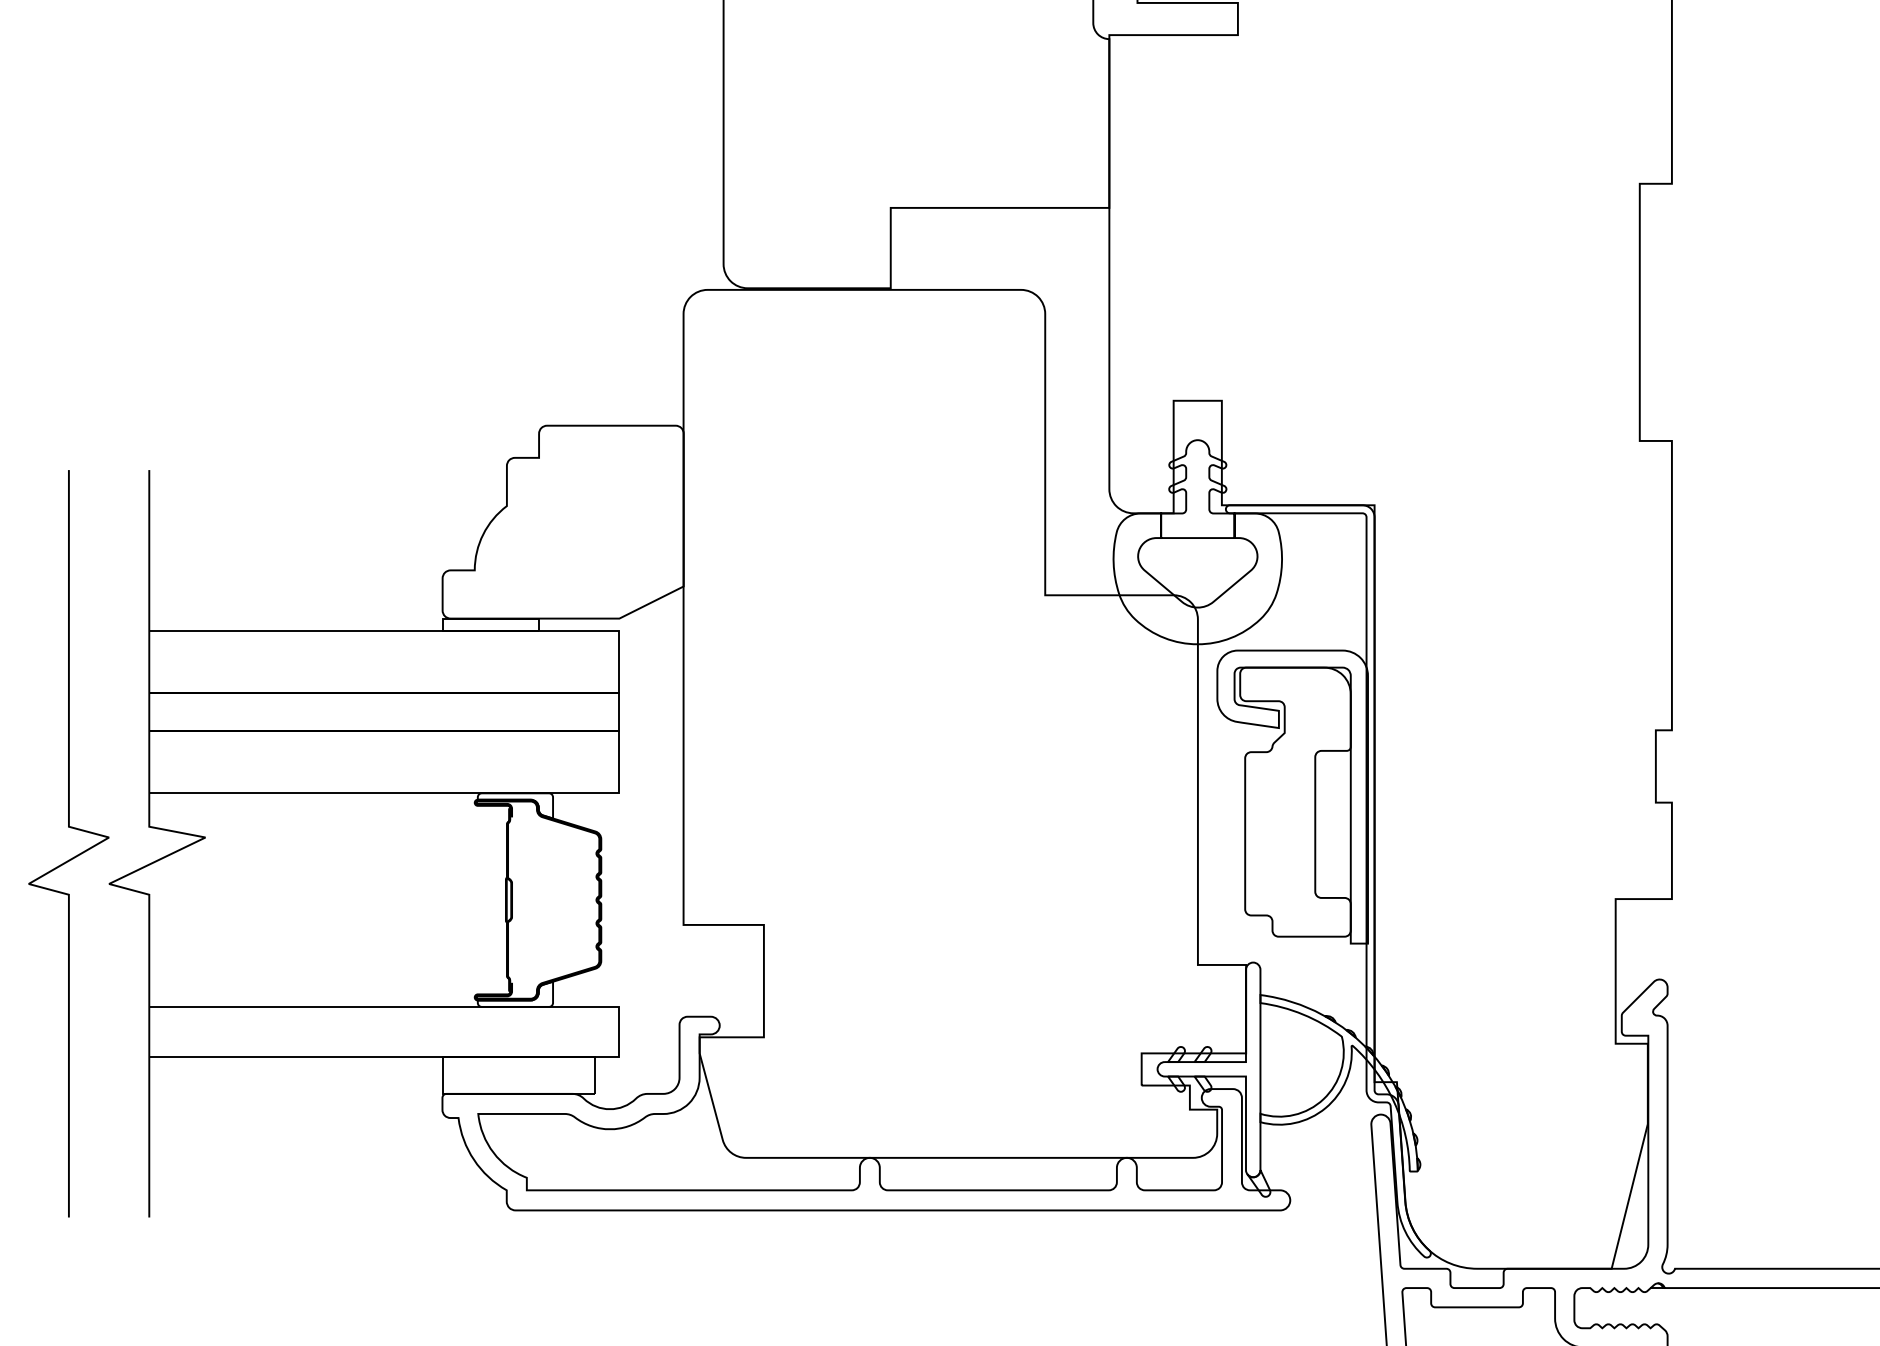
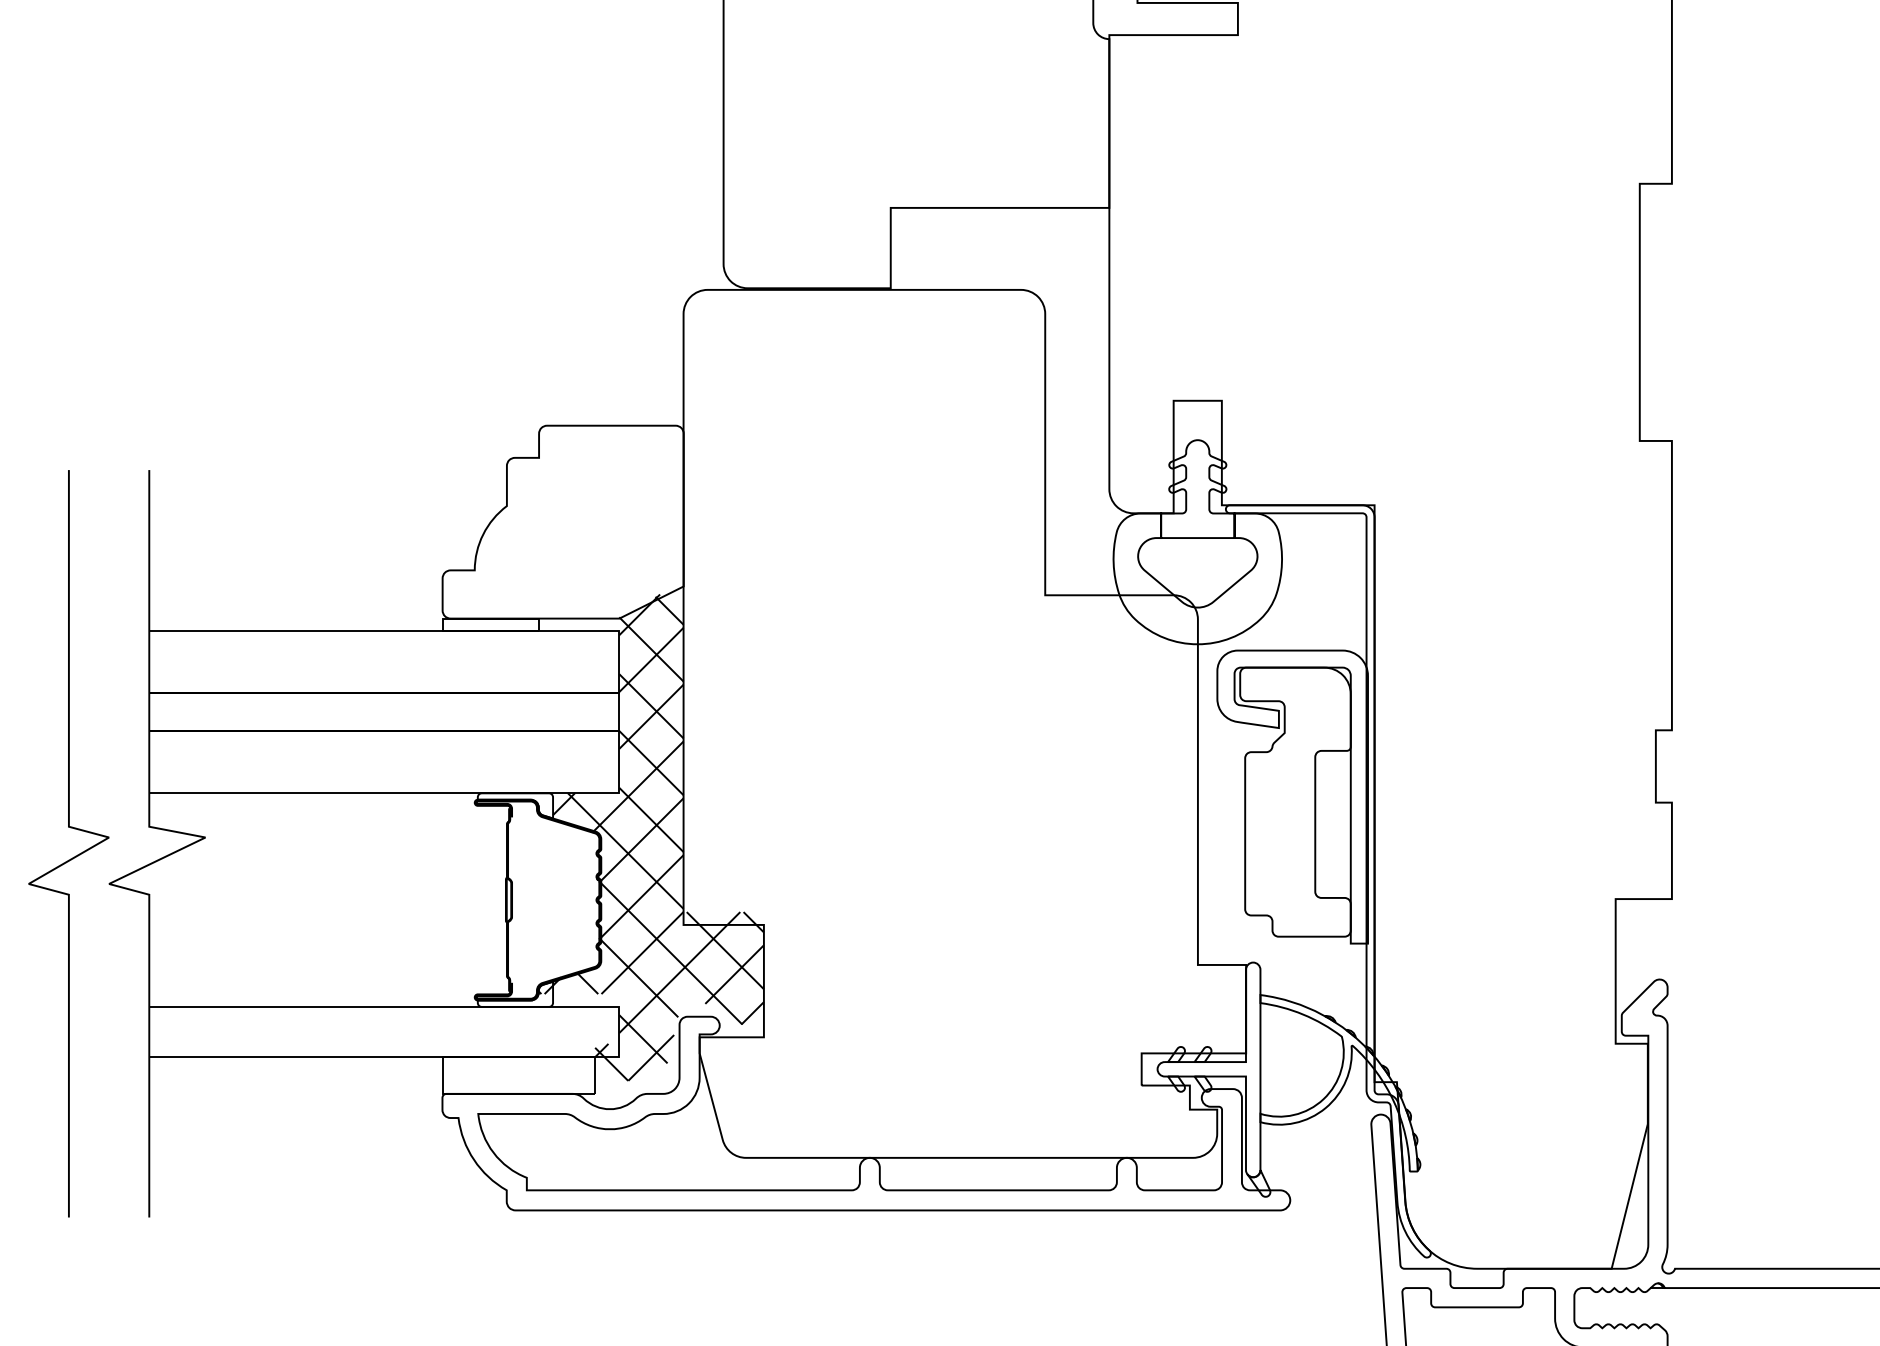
hatch: none -> present (651, 837)
